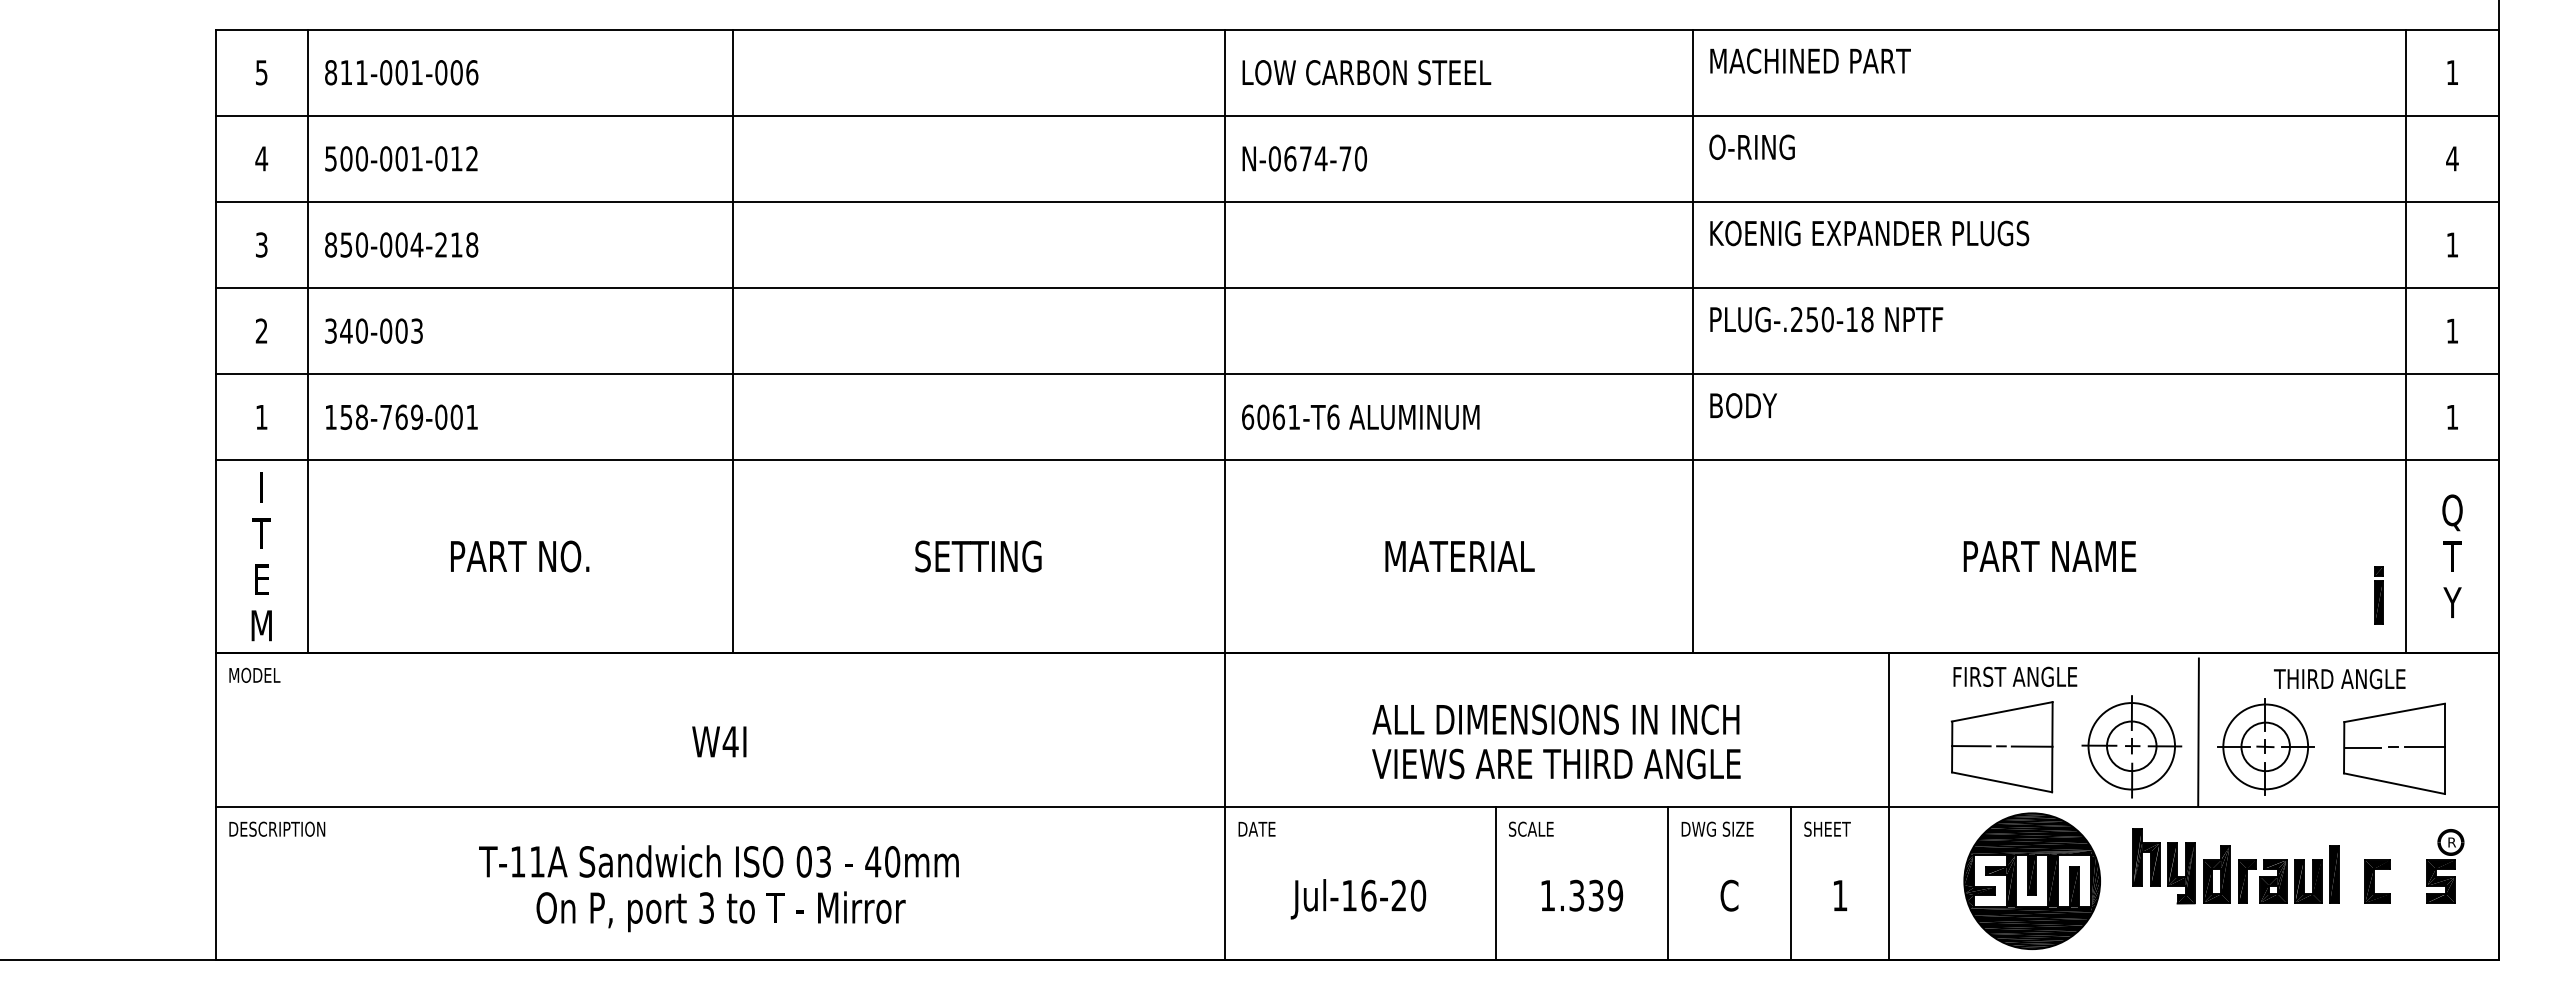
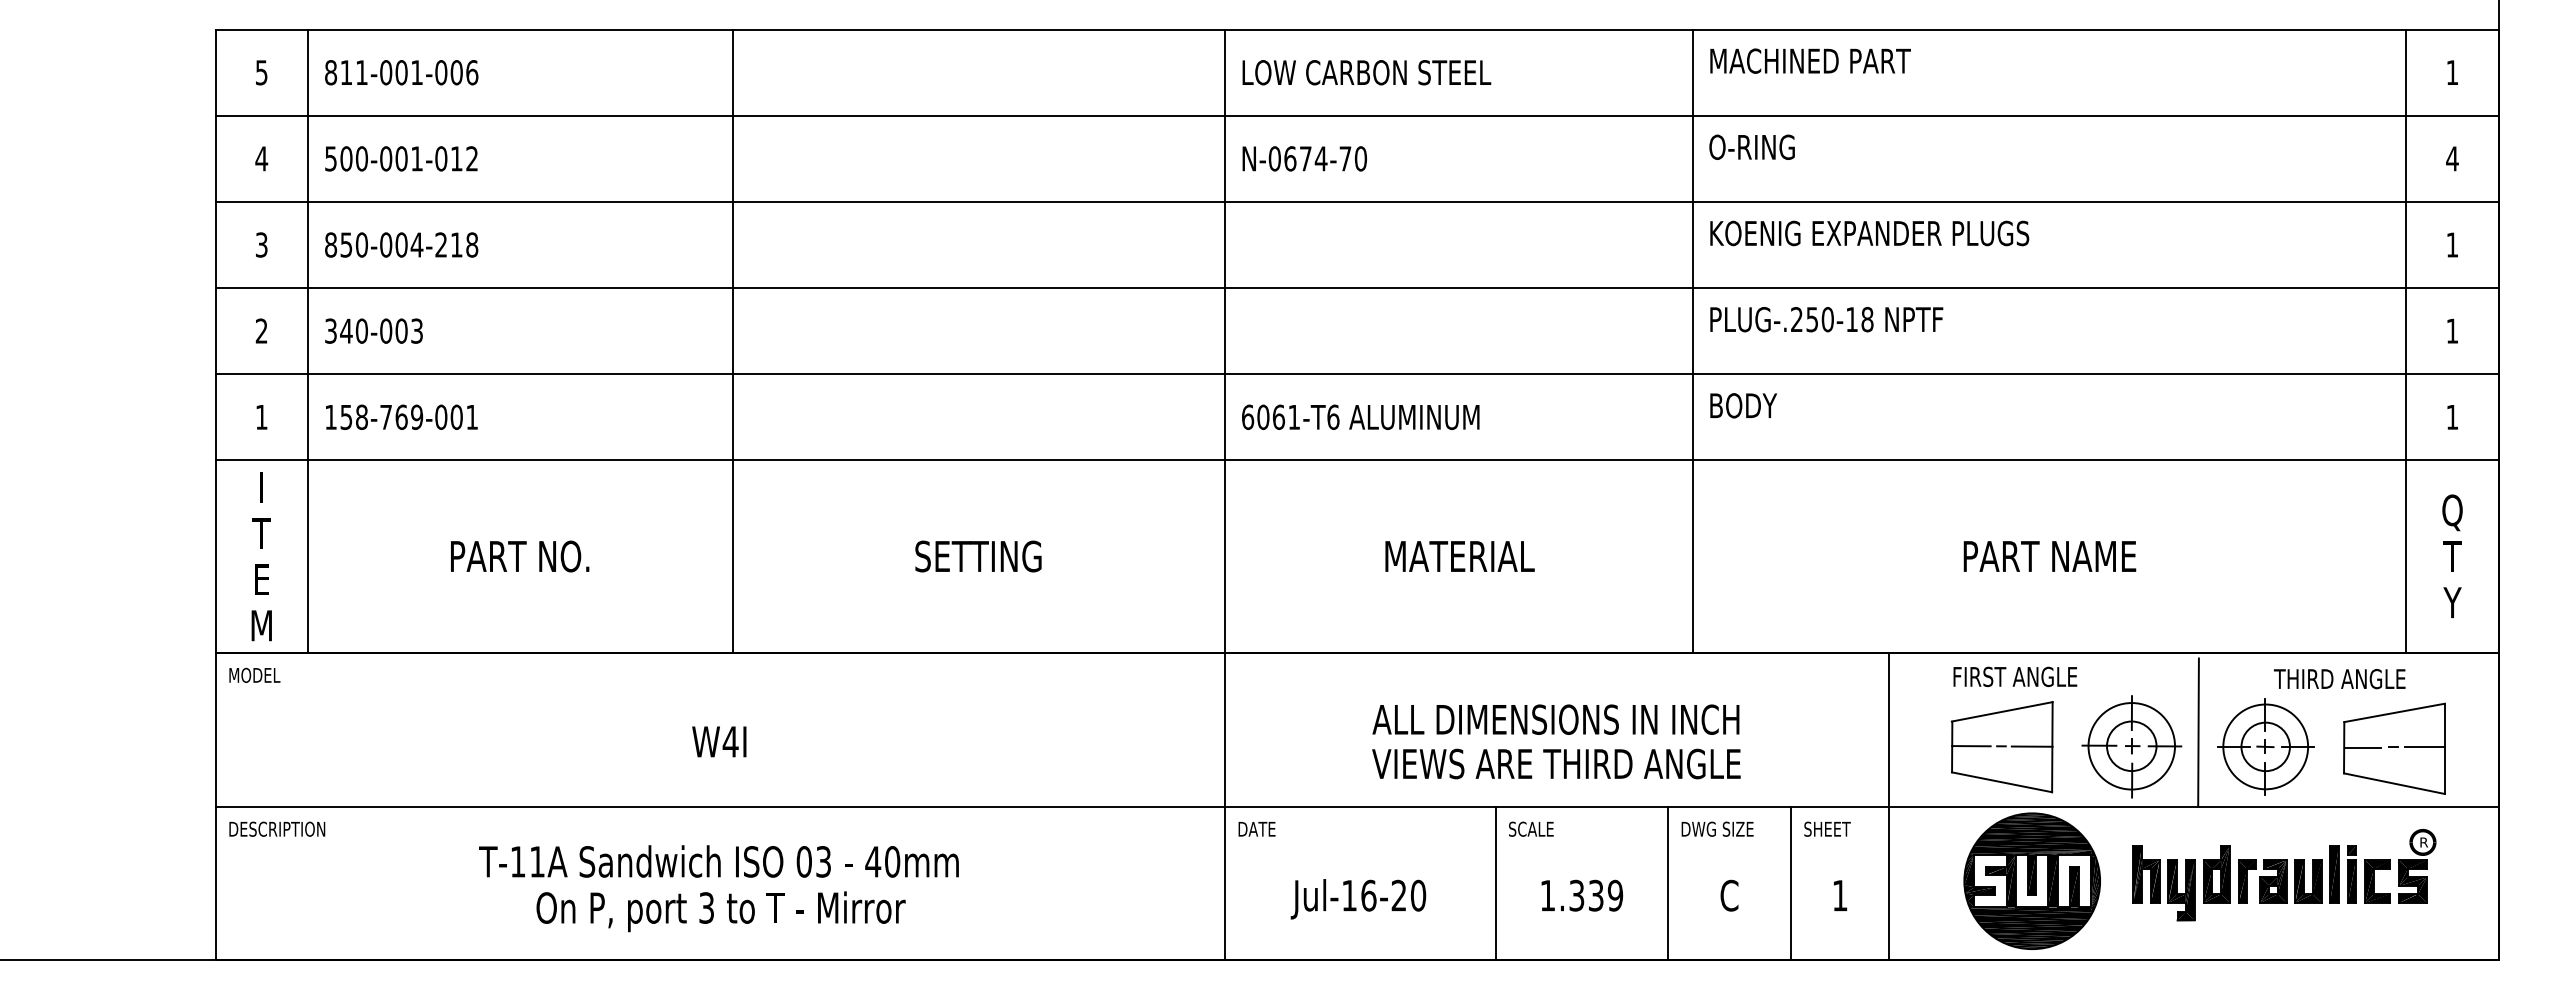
part position: (2378, 595) -> (2351, 874) (2351, 874)
part position: (2163, 866) -> (2163, 883) (2163, 883)
part position: (2445, 866) -> (2417, 866) (2417, 866)
